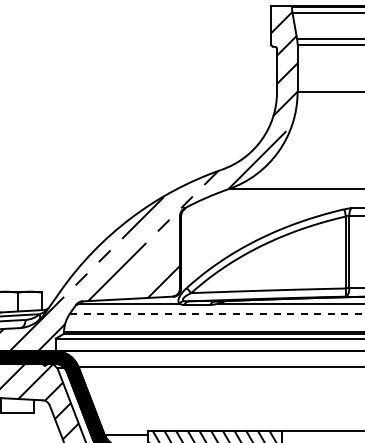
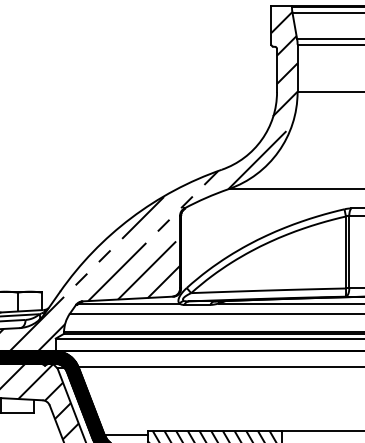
line: none -> present (149, 268)
line: dashed -> solid (217, 313)
